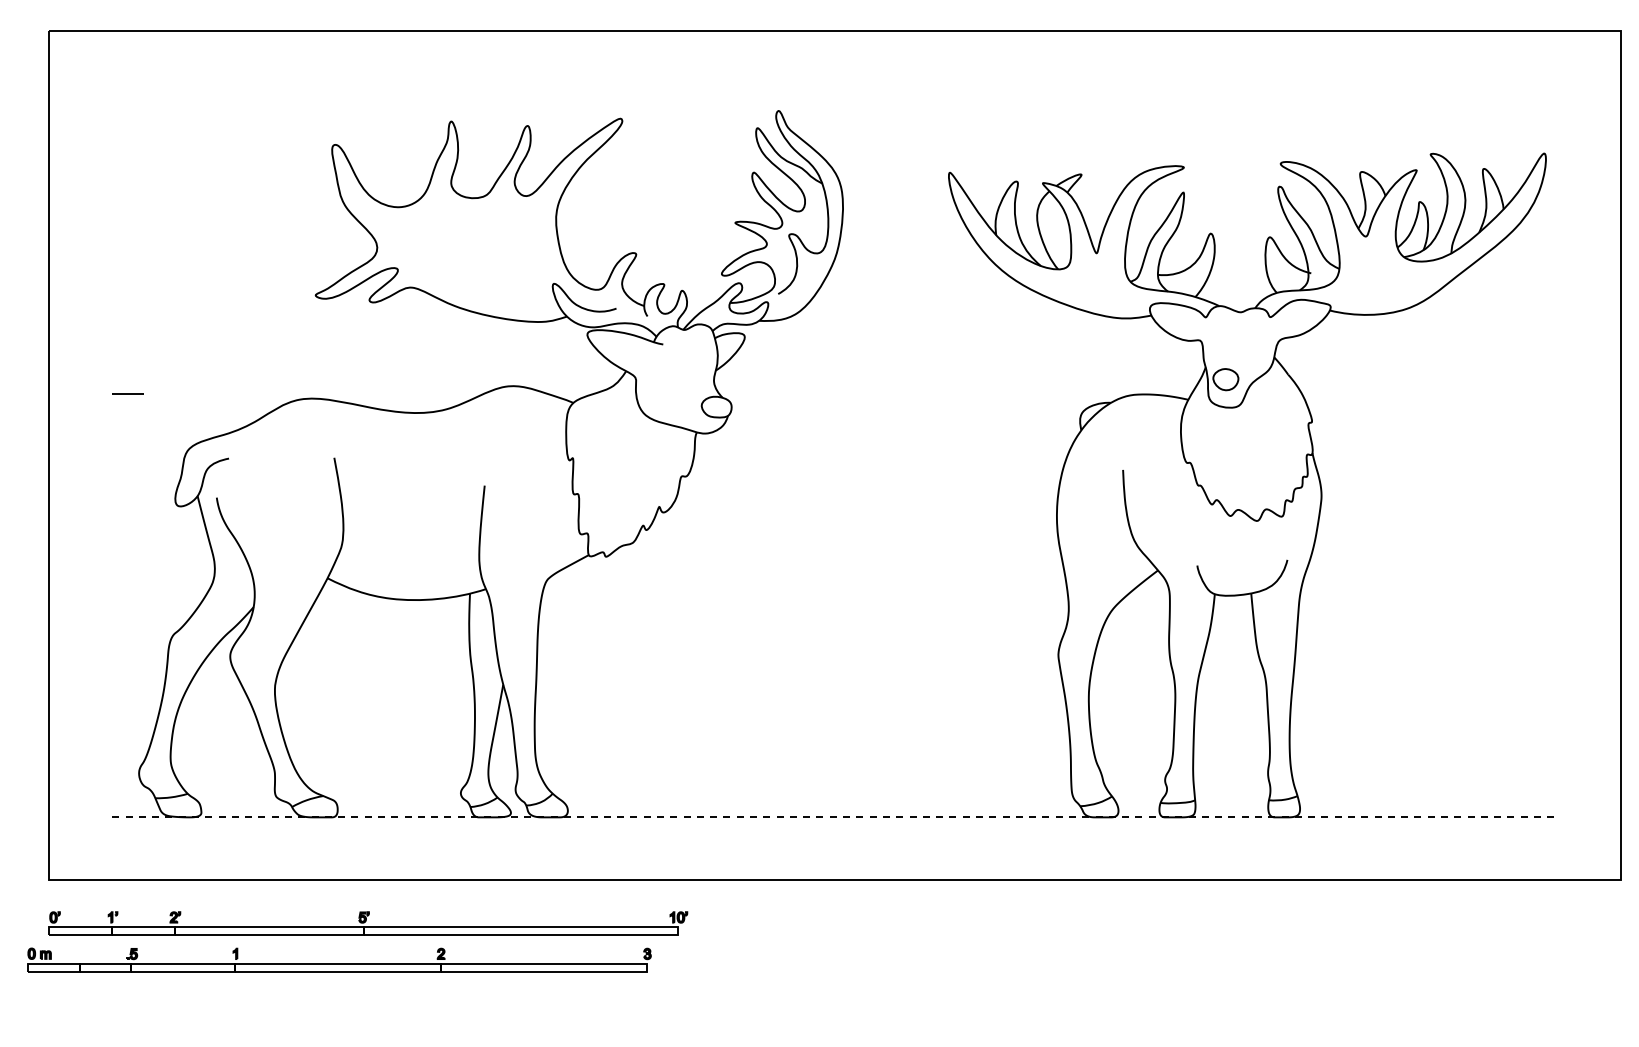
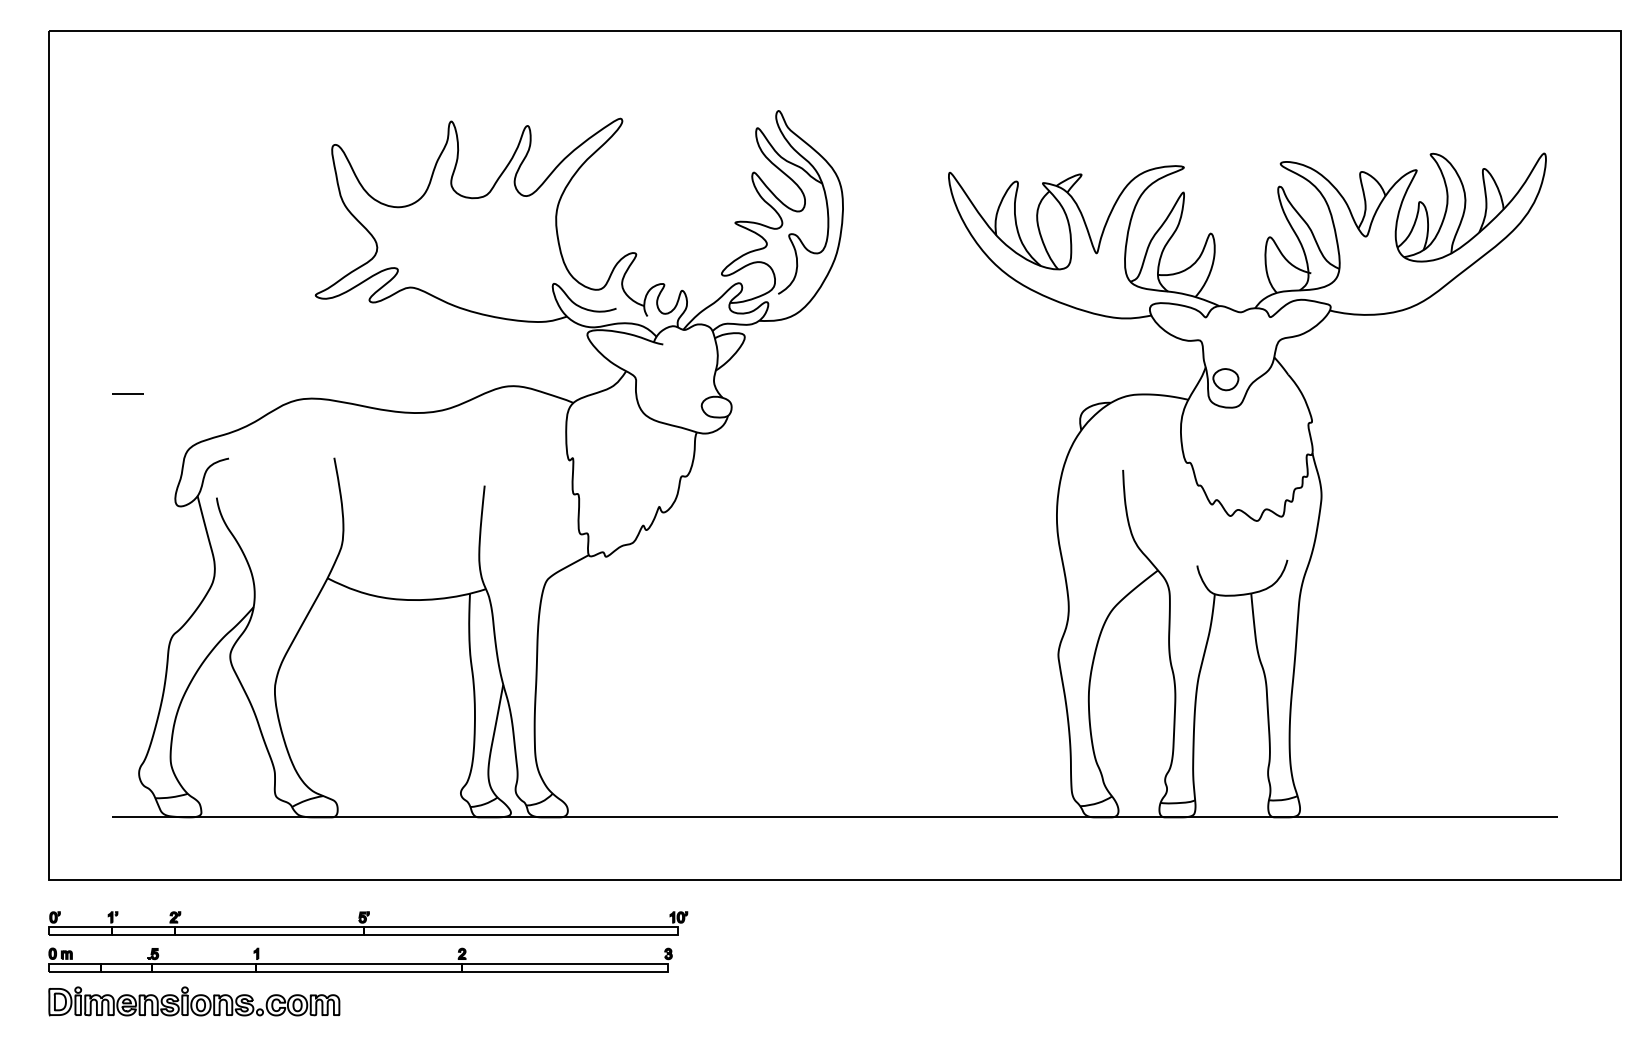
line: dashed -> solid (835, 817)
part position: (339, 959) -> (360, 959) (360, 959)
part: none -> present (194, 1001)
